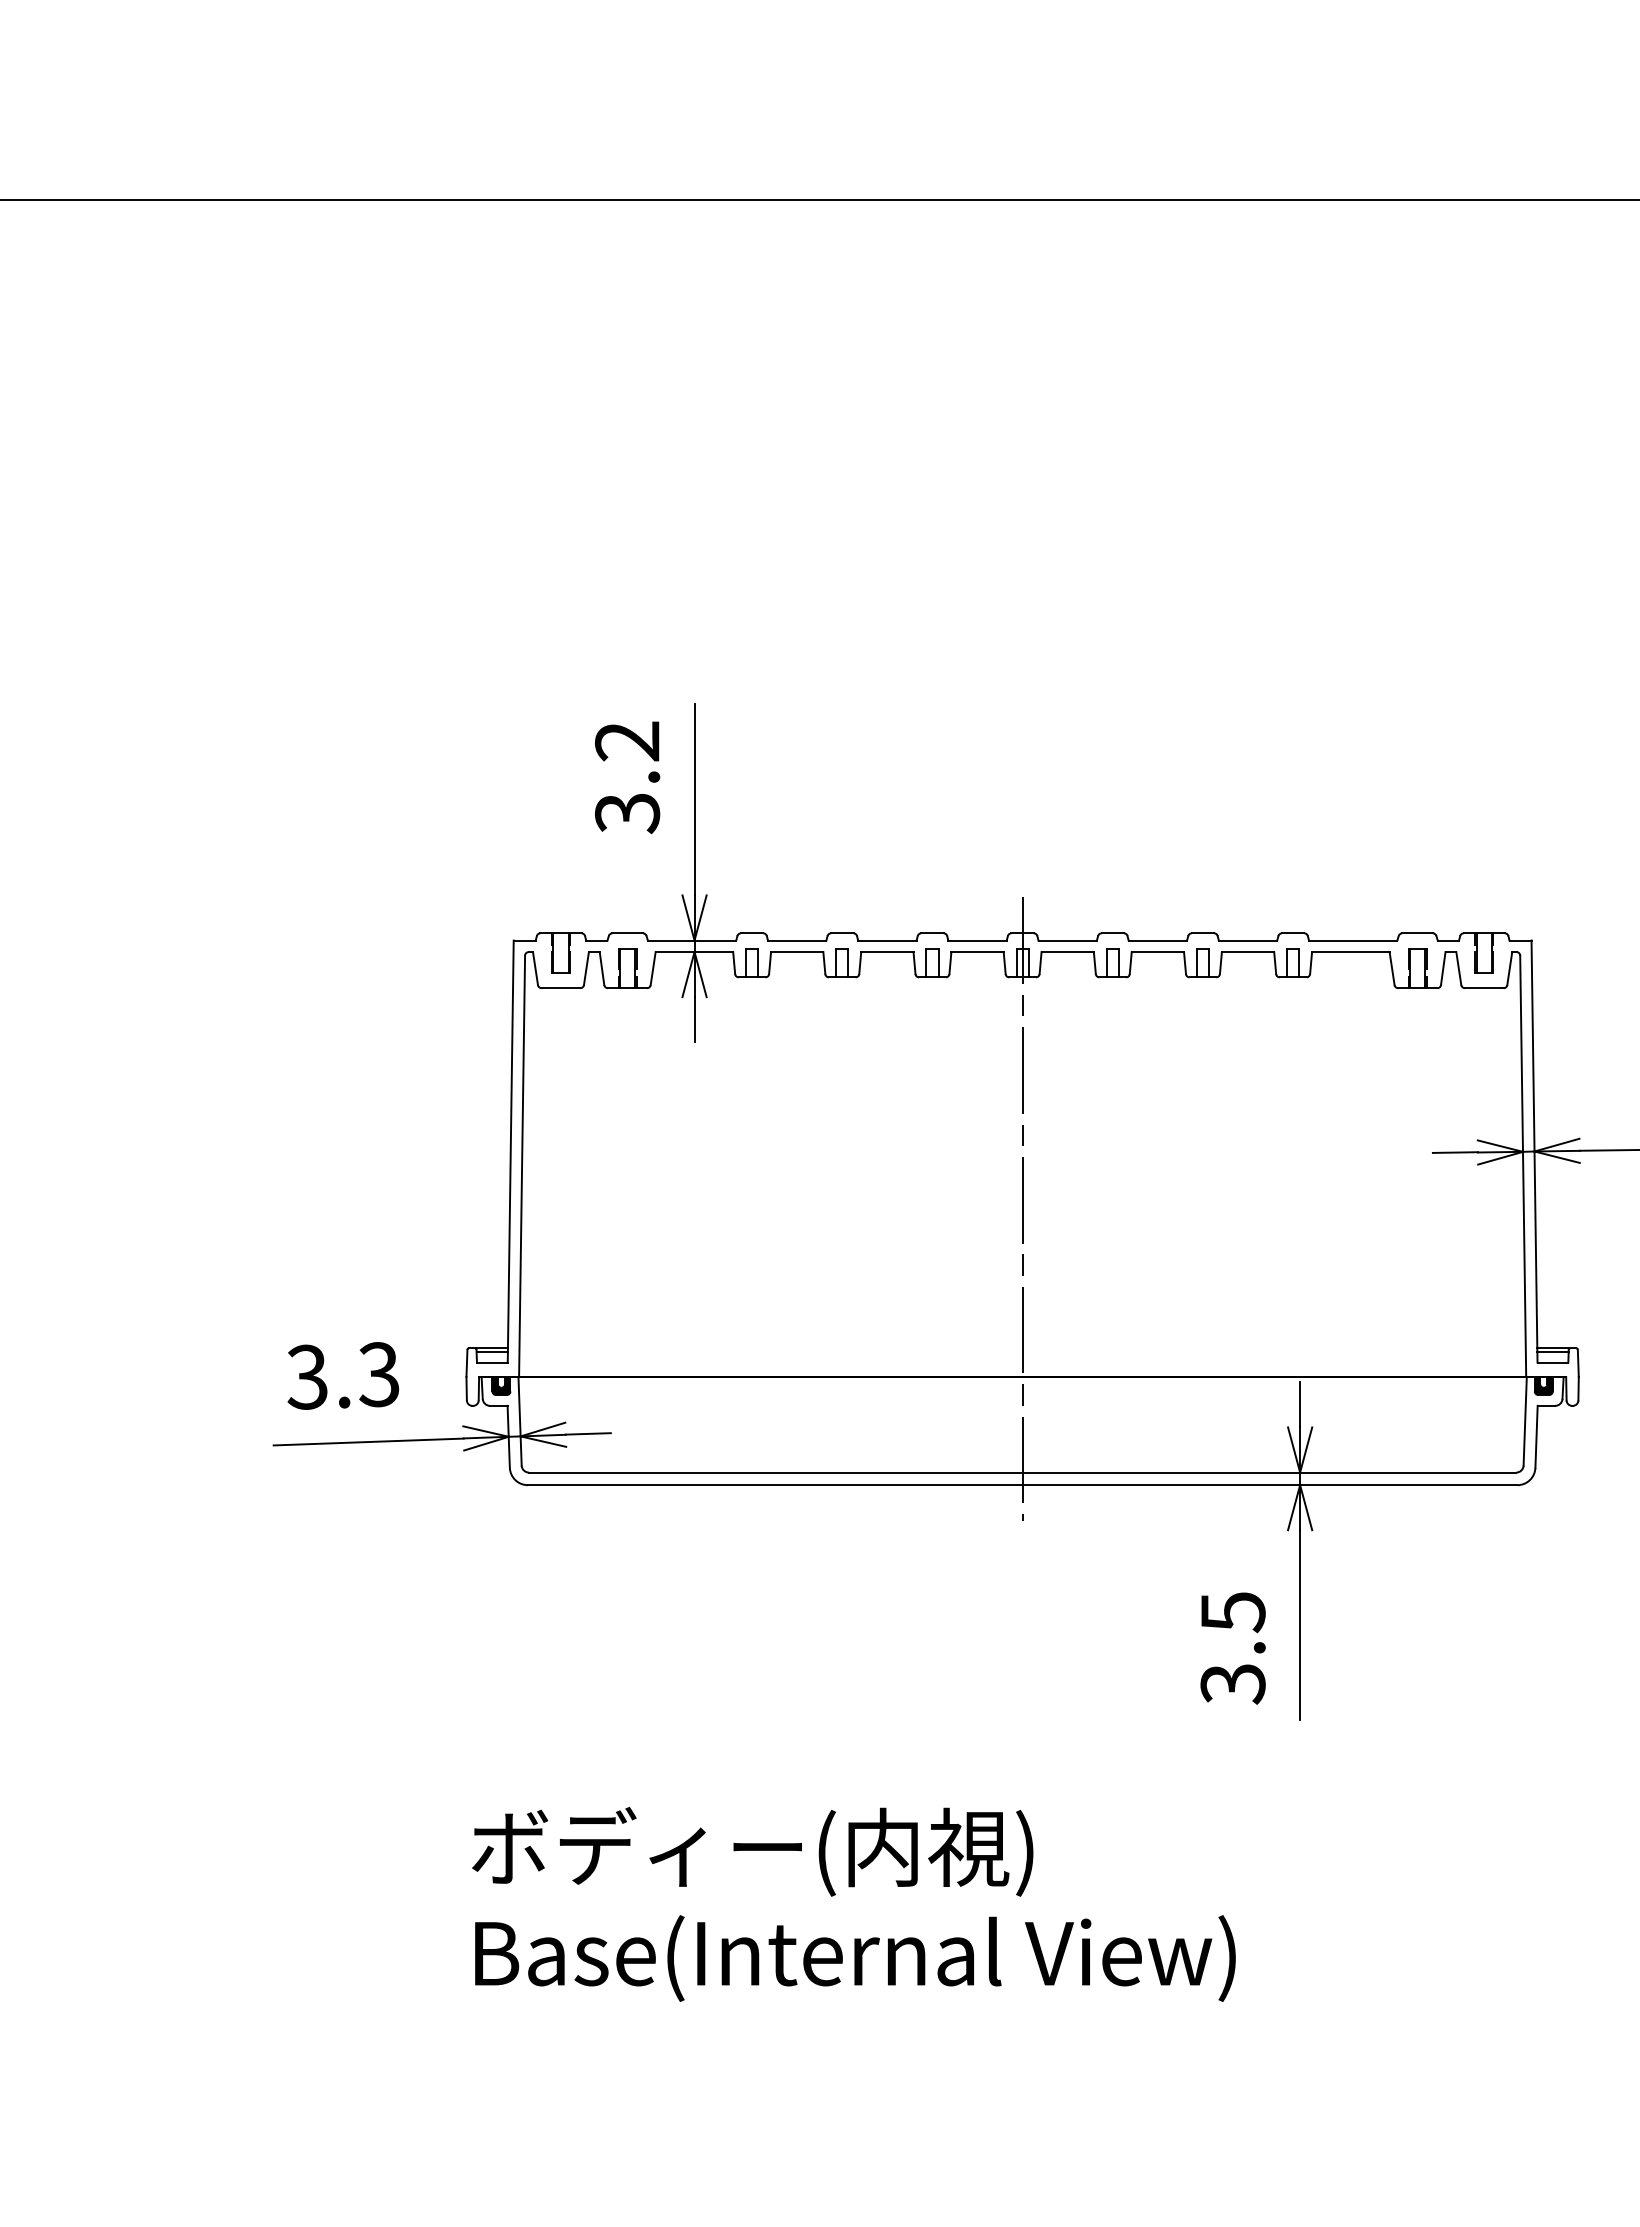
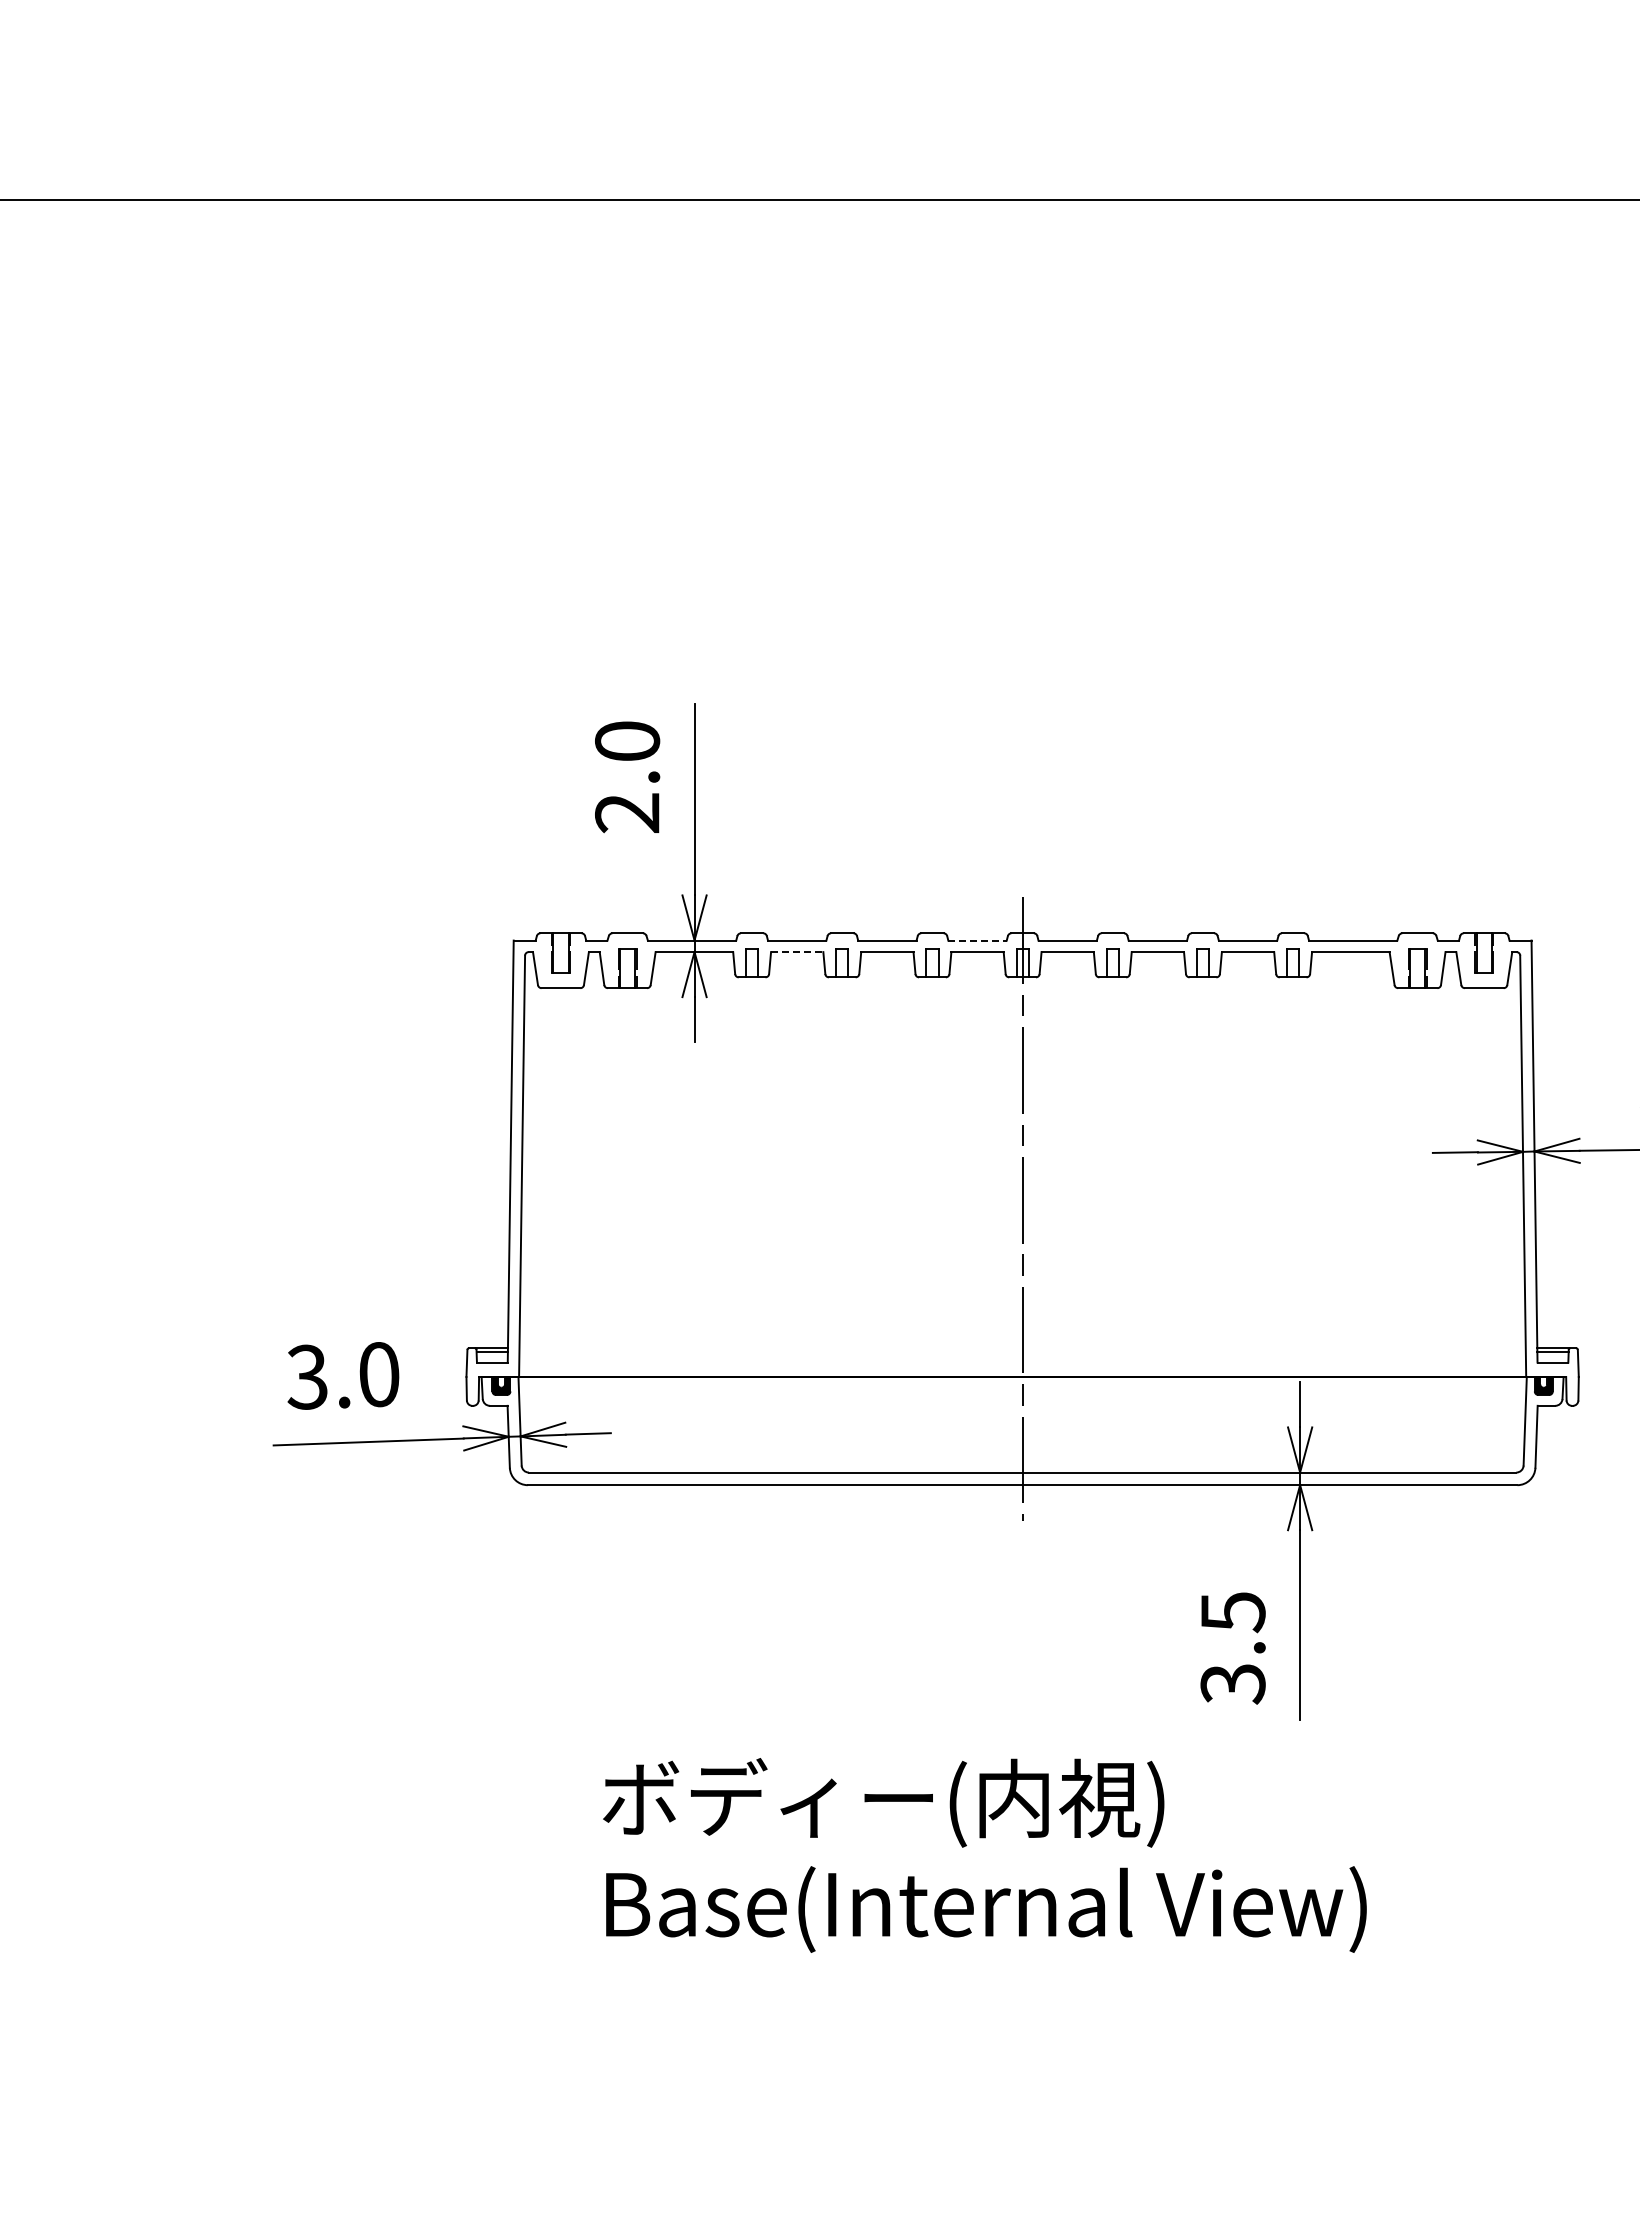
text: 3.2 -> 2.0 (627, 777)
line: solid -> dashed (978, 940)
line: solid -> dashed (797, 952)
text: 3.3 -> 3.0 (379, 1374)
text position: (853, 1904) -> (984, 1855) (984, 1855)
